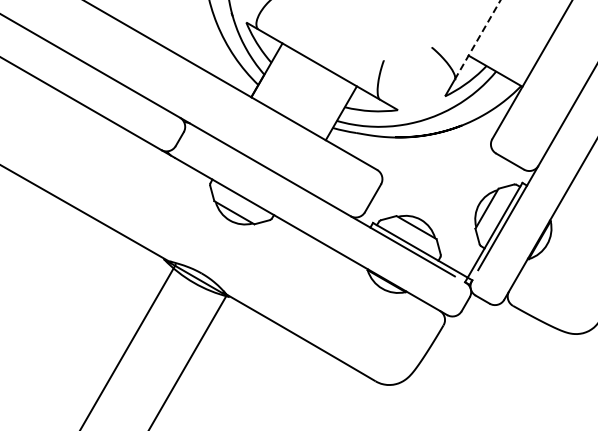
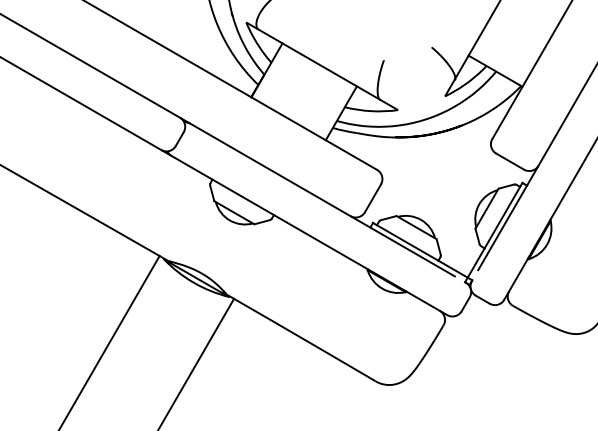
line: dashed -> solid (477, 39)
line position: (128, 346) -> (109, 341) (109, 341)
line position: (188, 360) -> (196, 362) (196, 362)
